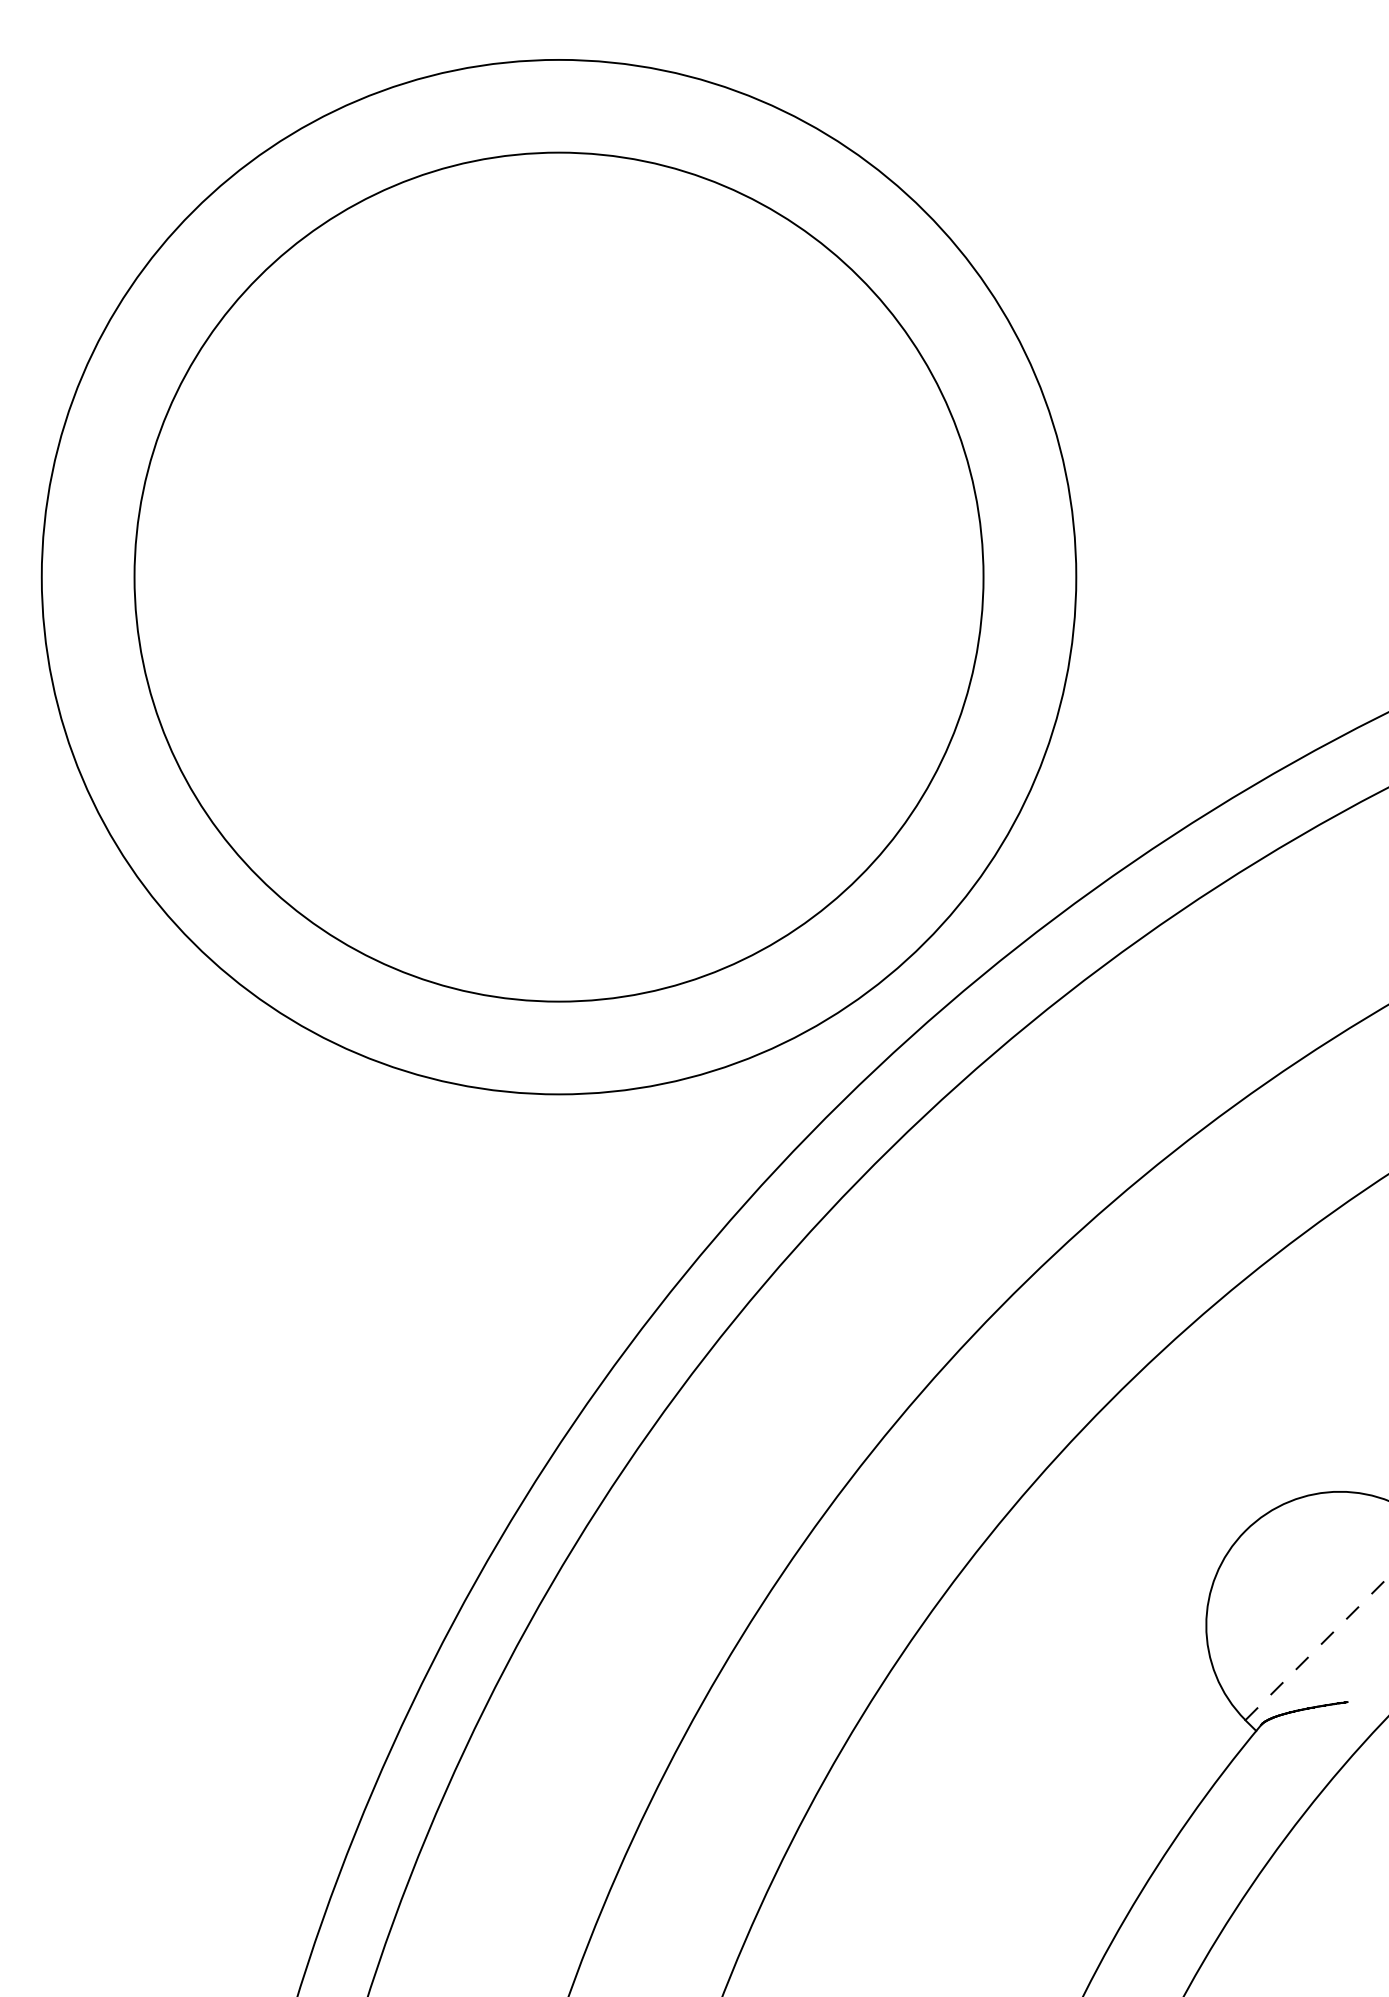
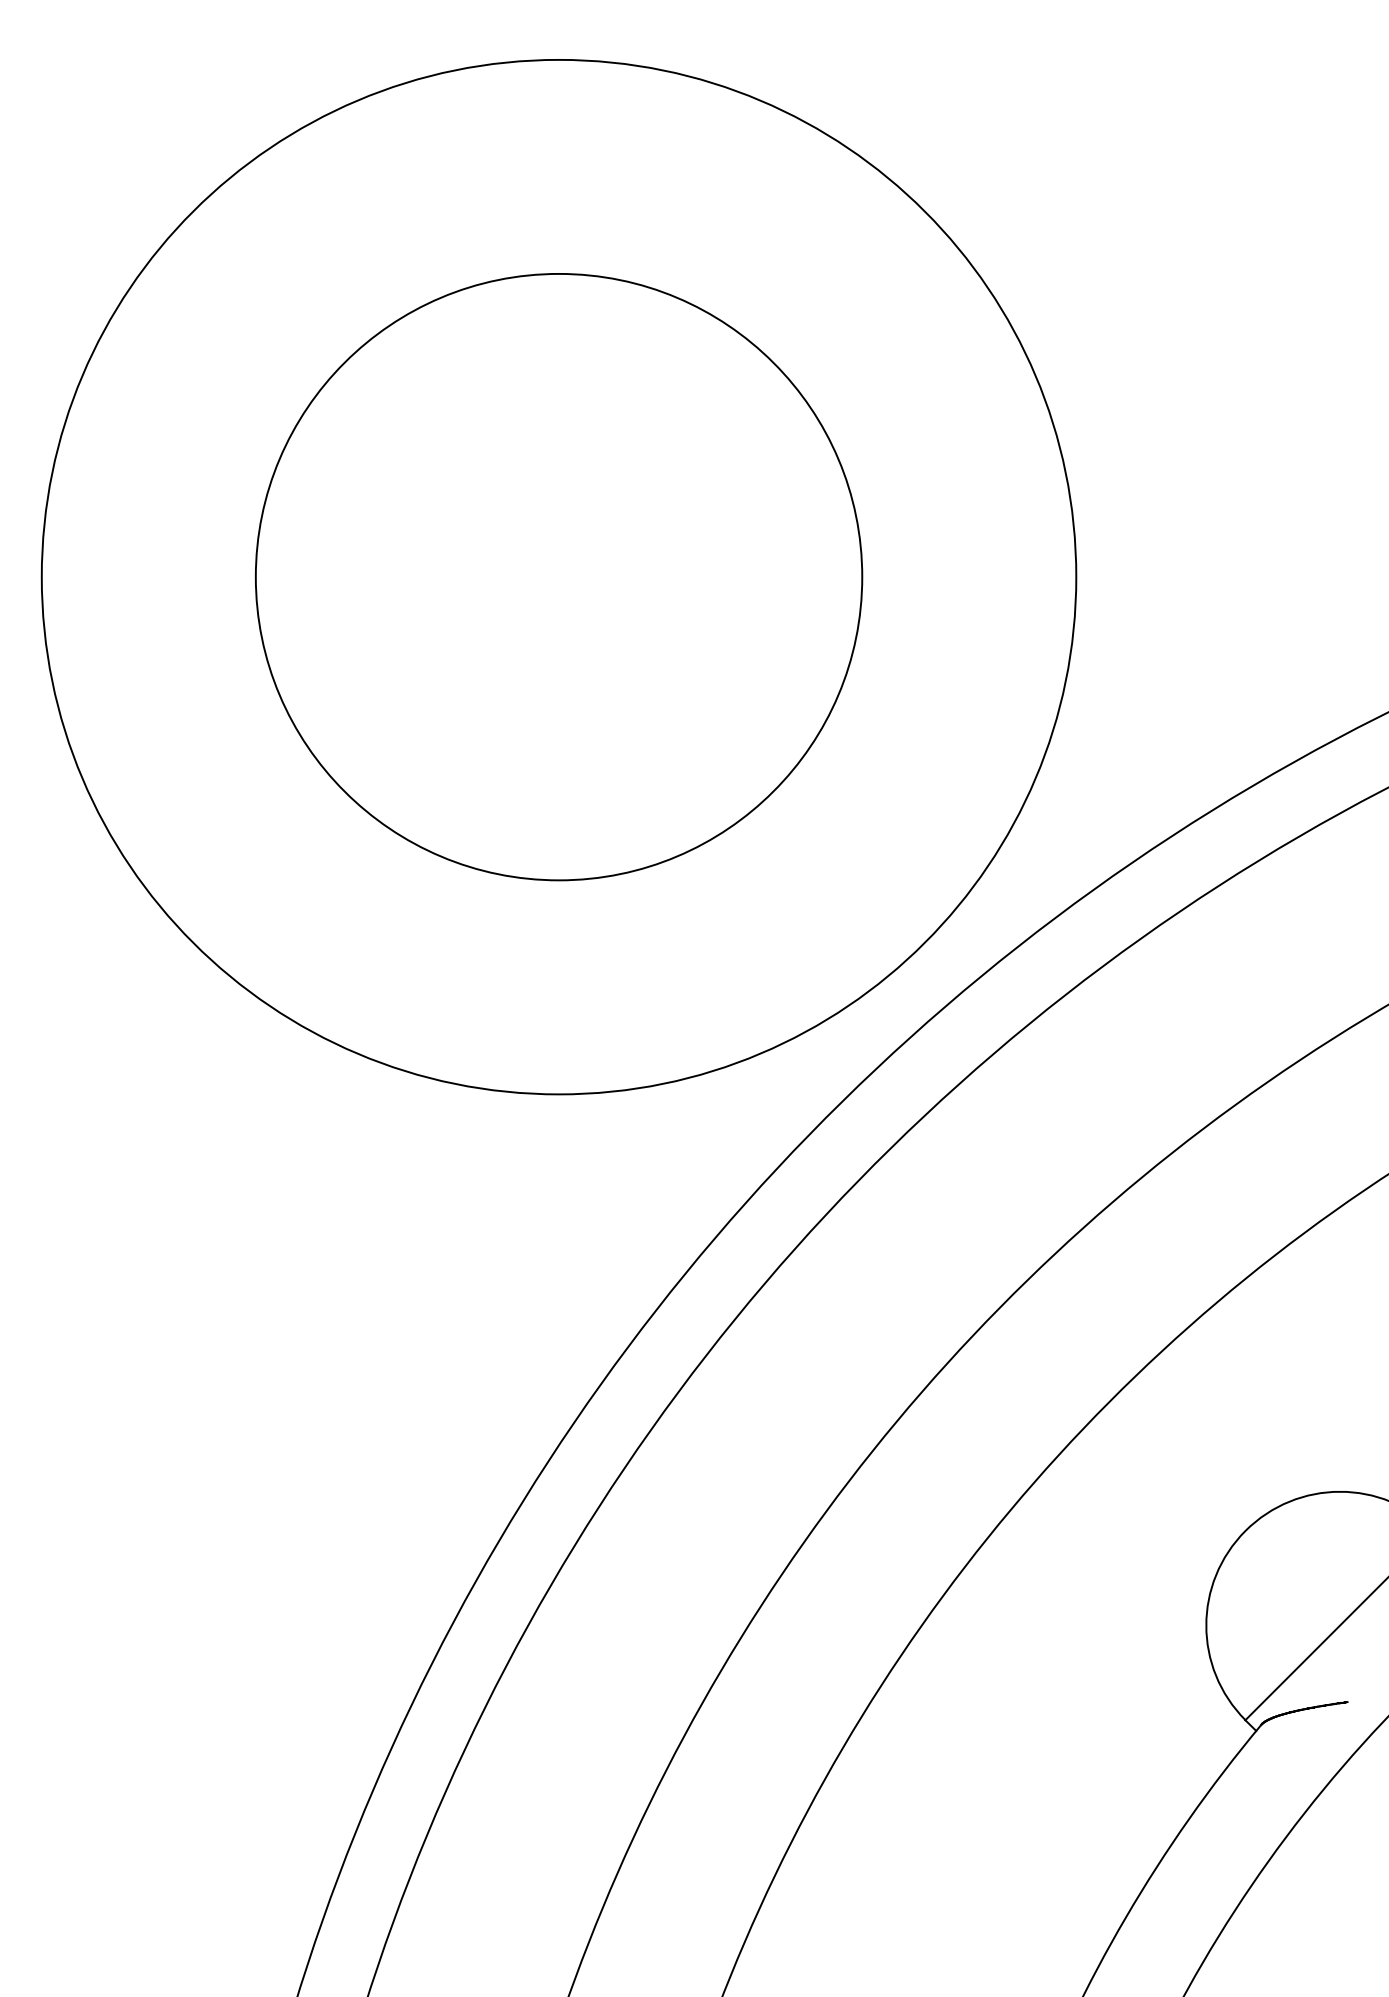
circle diameter: 849 px -> 606 px (558, 576)
line: dashed -> solid (1316, 1648)
